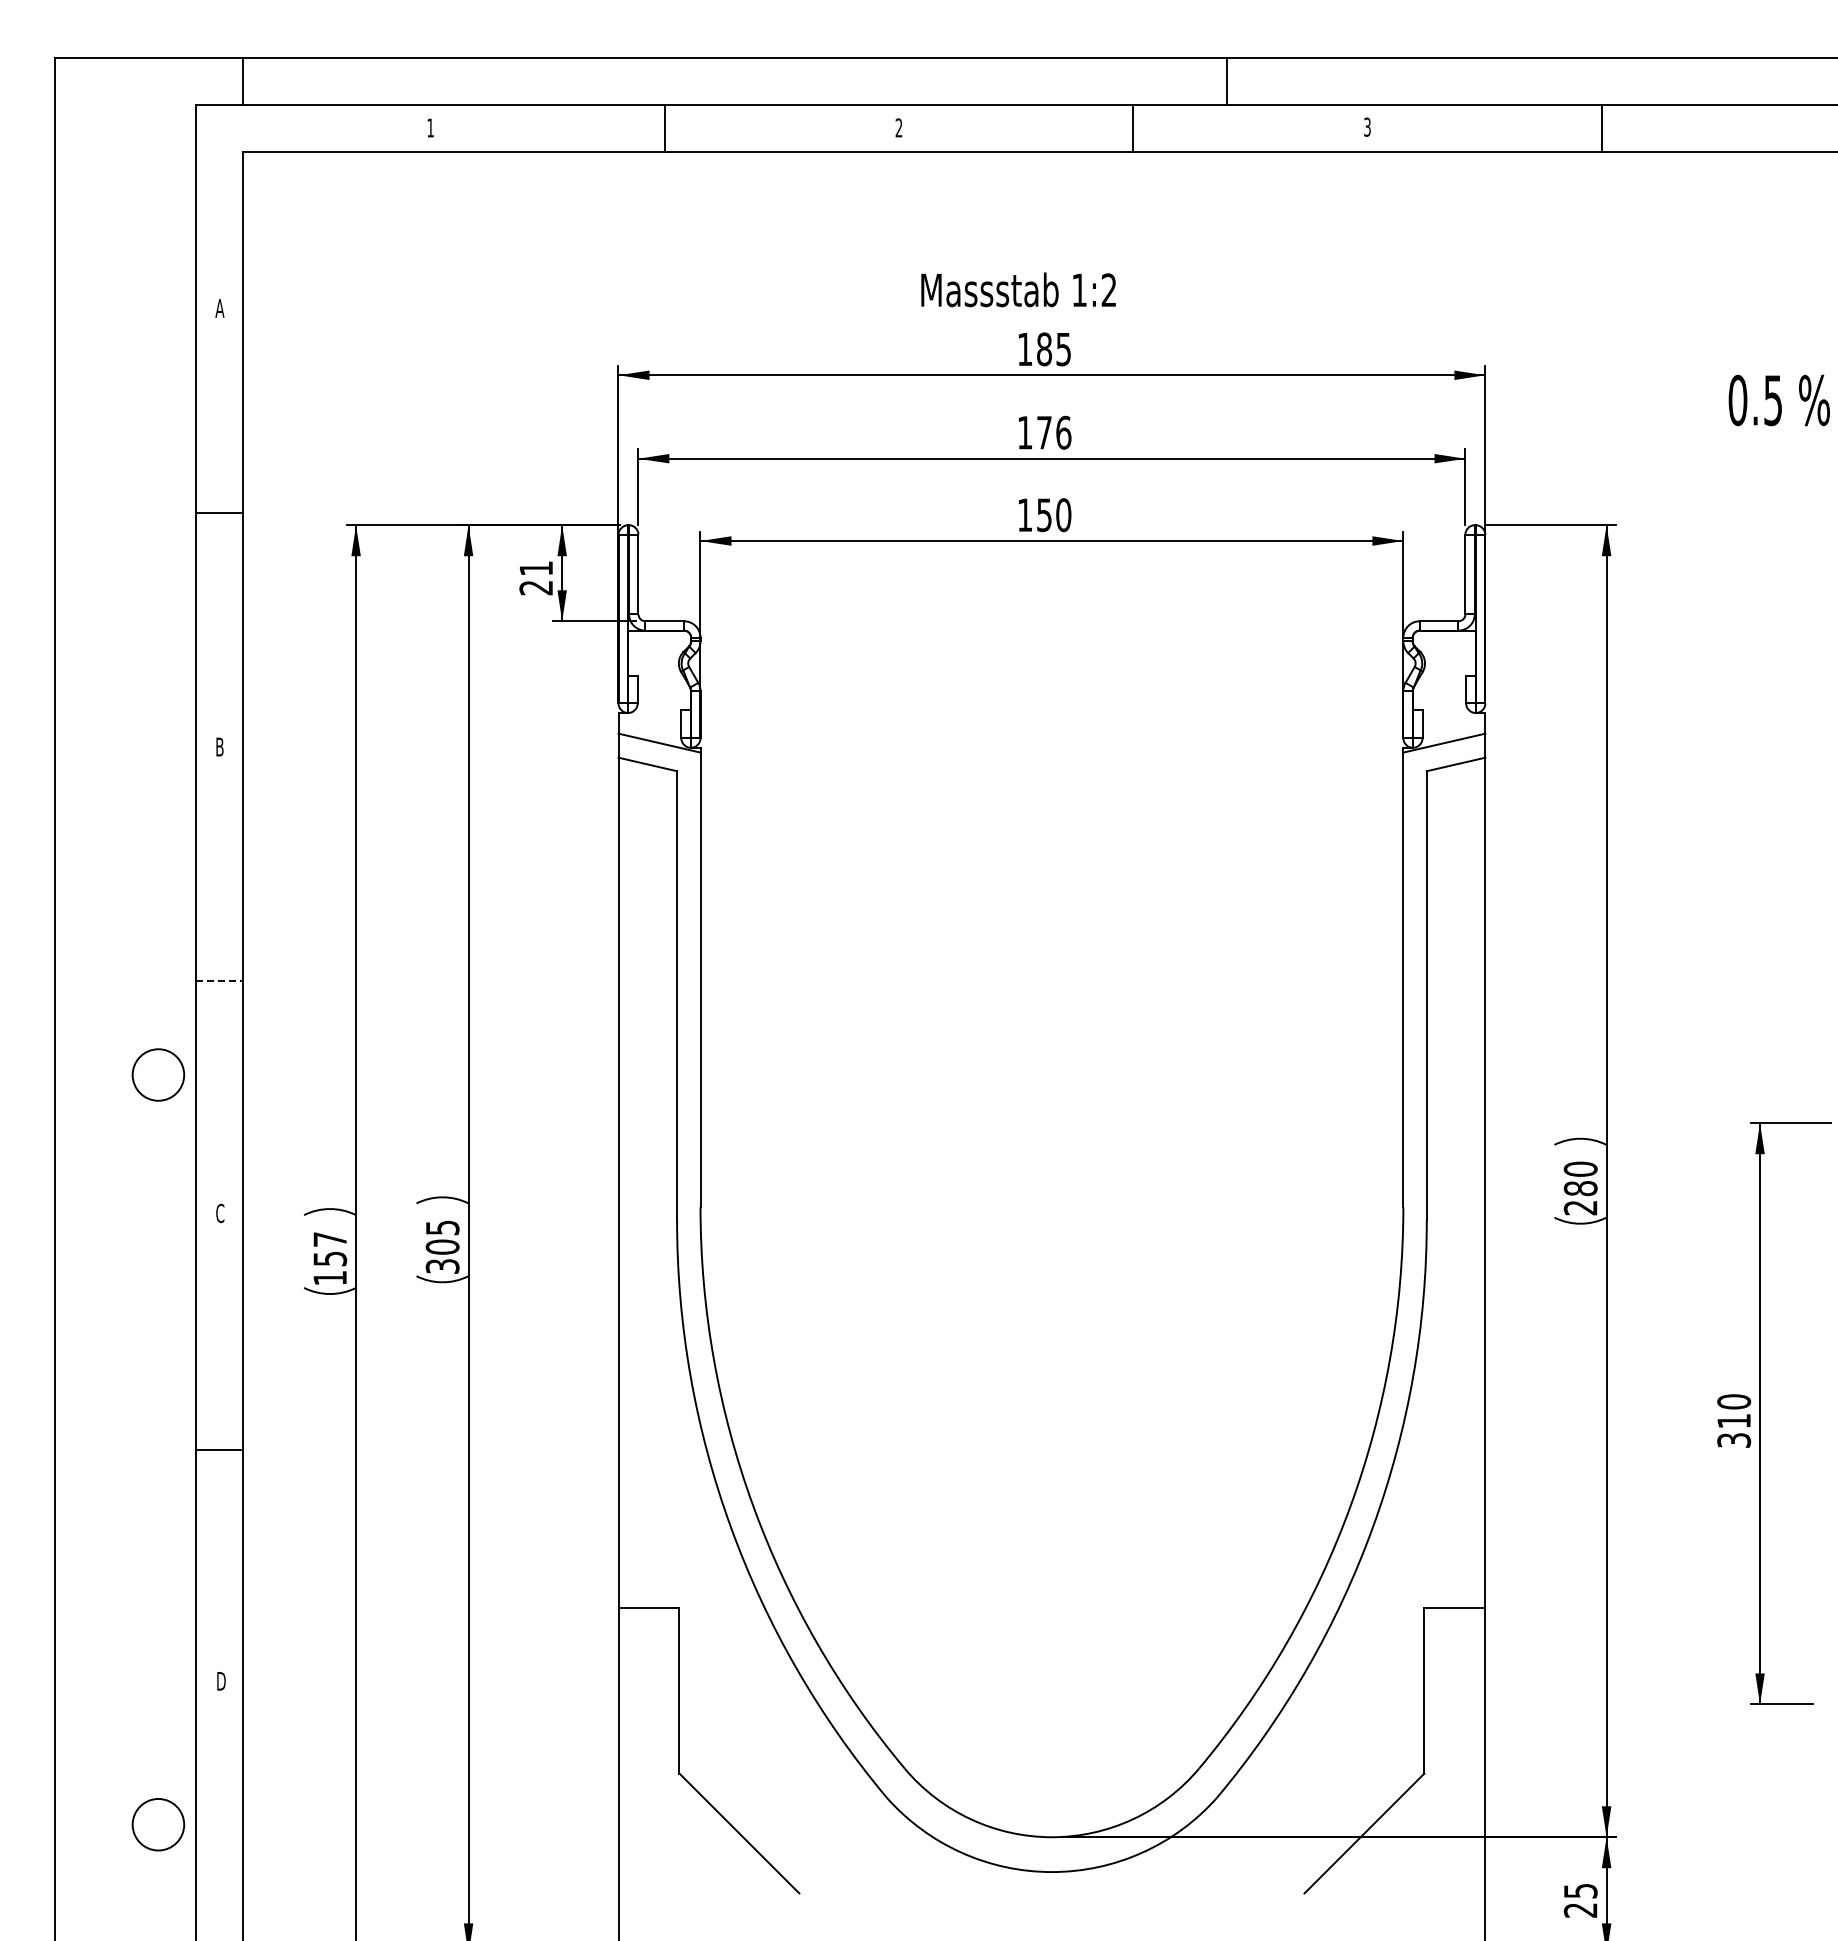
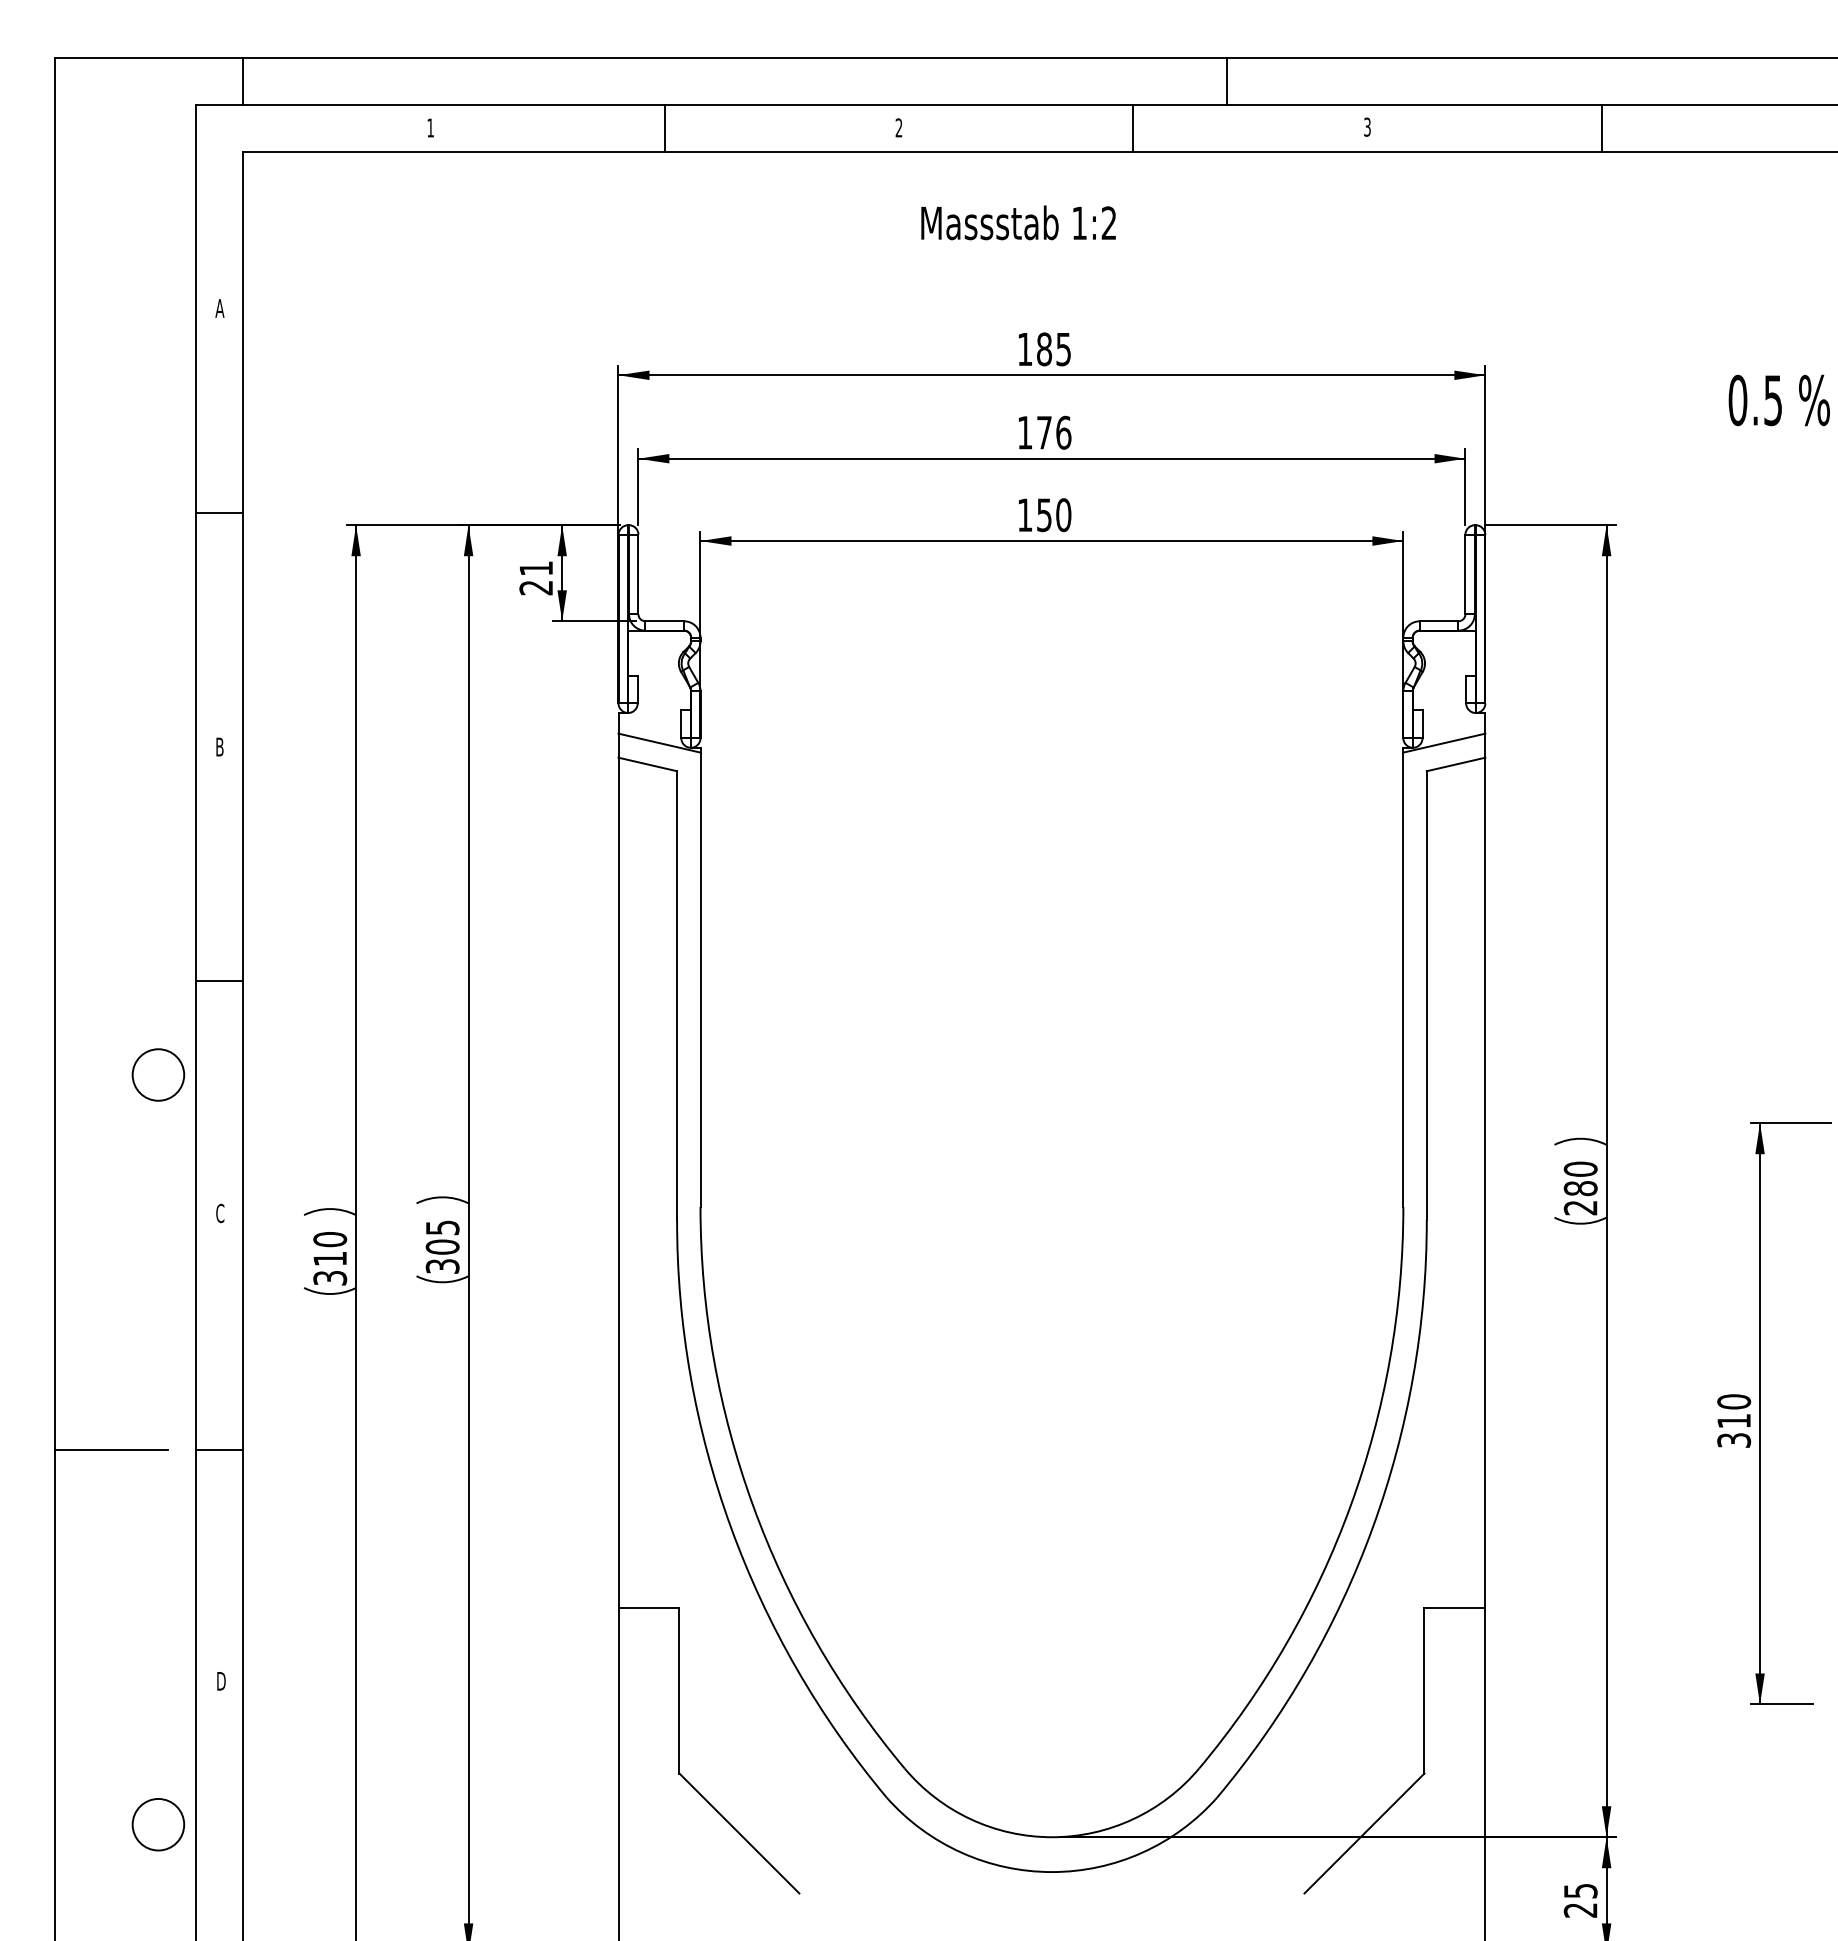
text position: (1018, 289) -> (1018, 222) (1018, 222)
line: dashed -> solid (219, 981)
text: 157 -> 310 (330, 1258)
line: none -> present (111, 1449)
